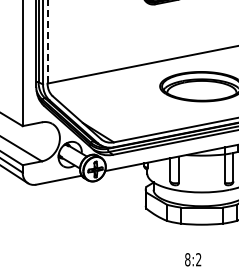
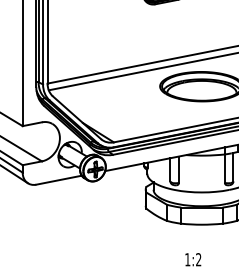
line: dashed -> solid (47, 42)
line: none -> present (141, 71)
text: 8:2 -> 1:2 (187, 259)
